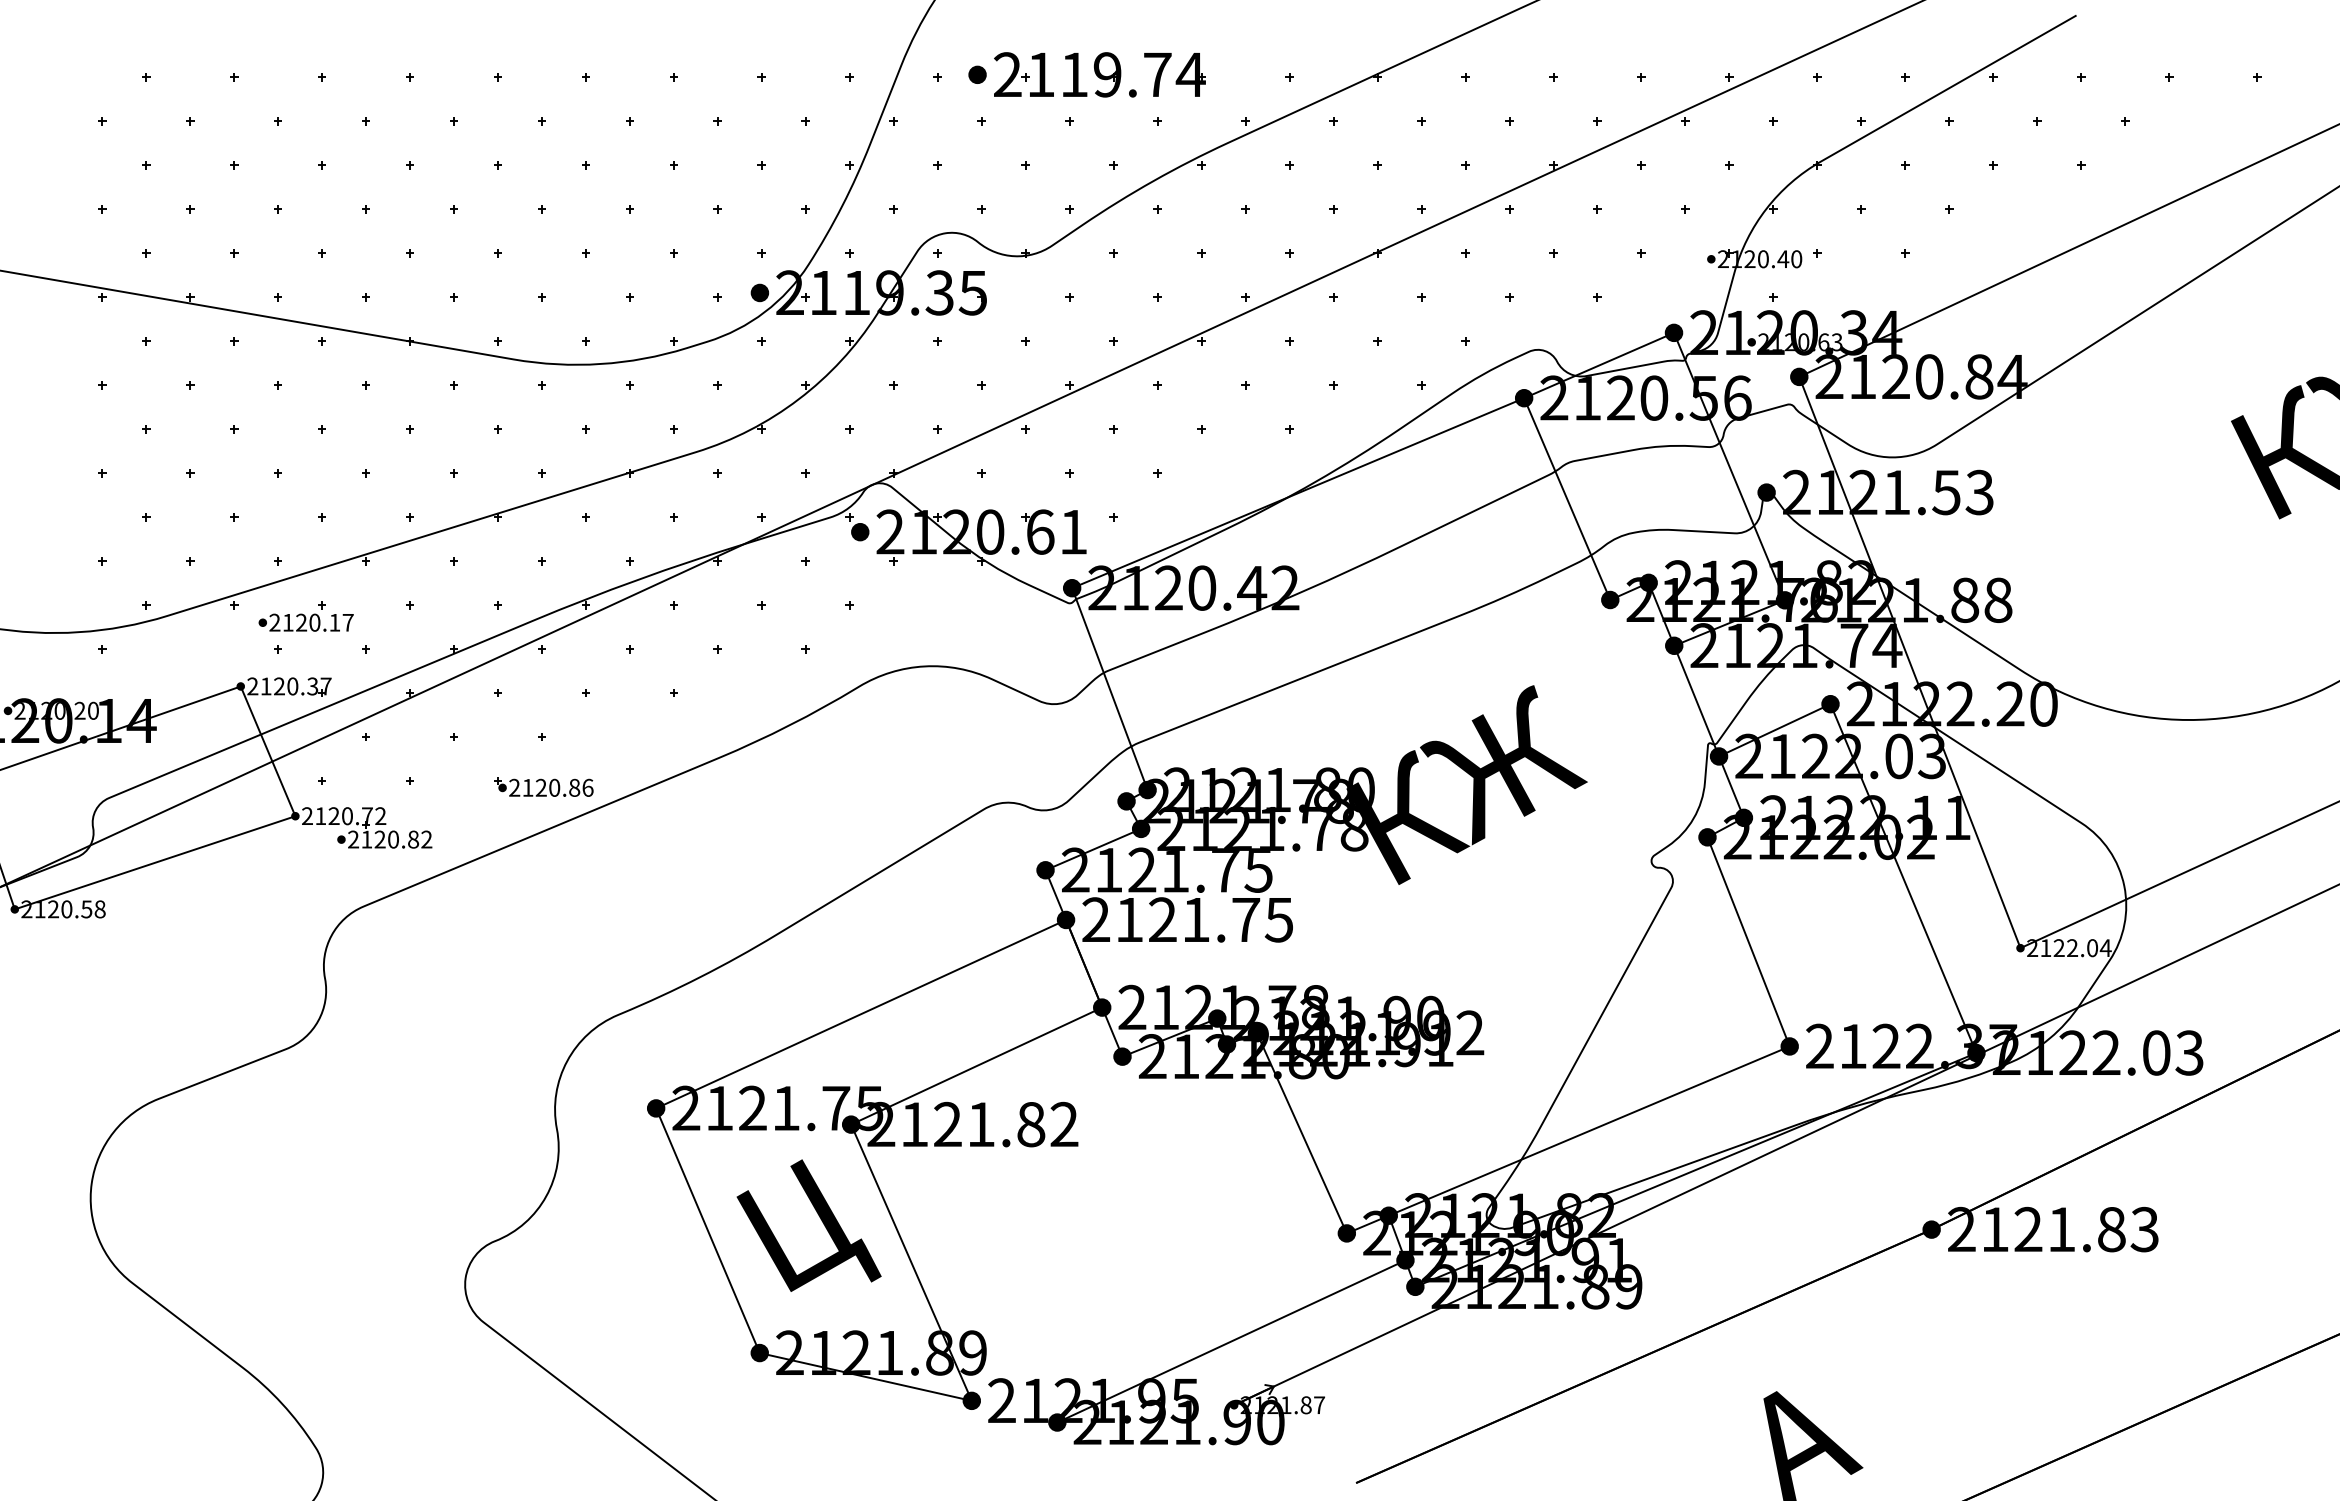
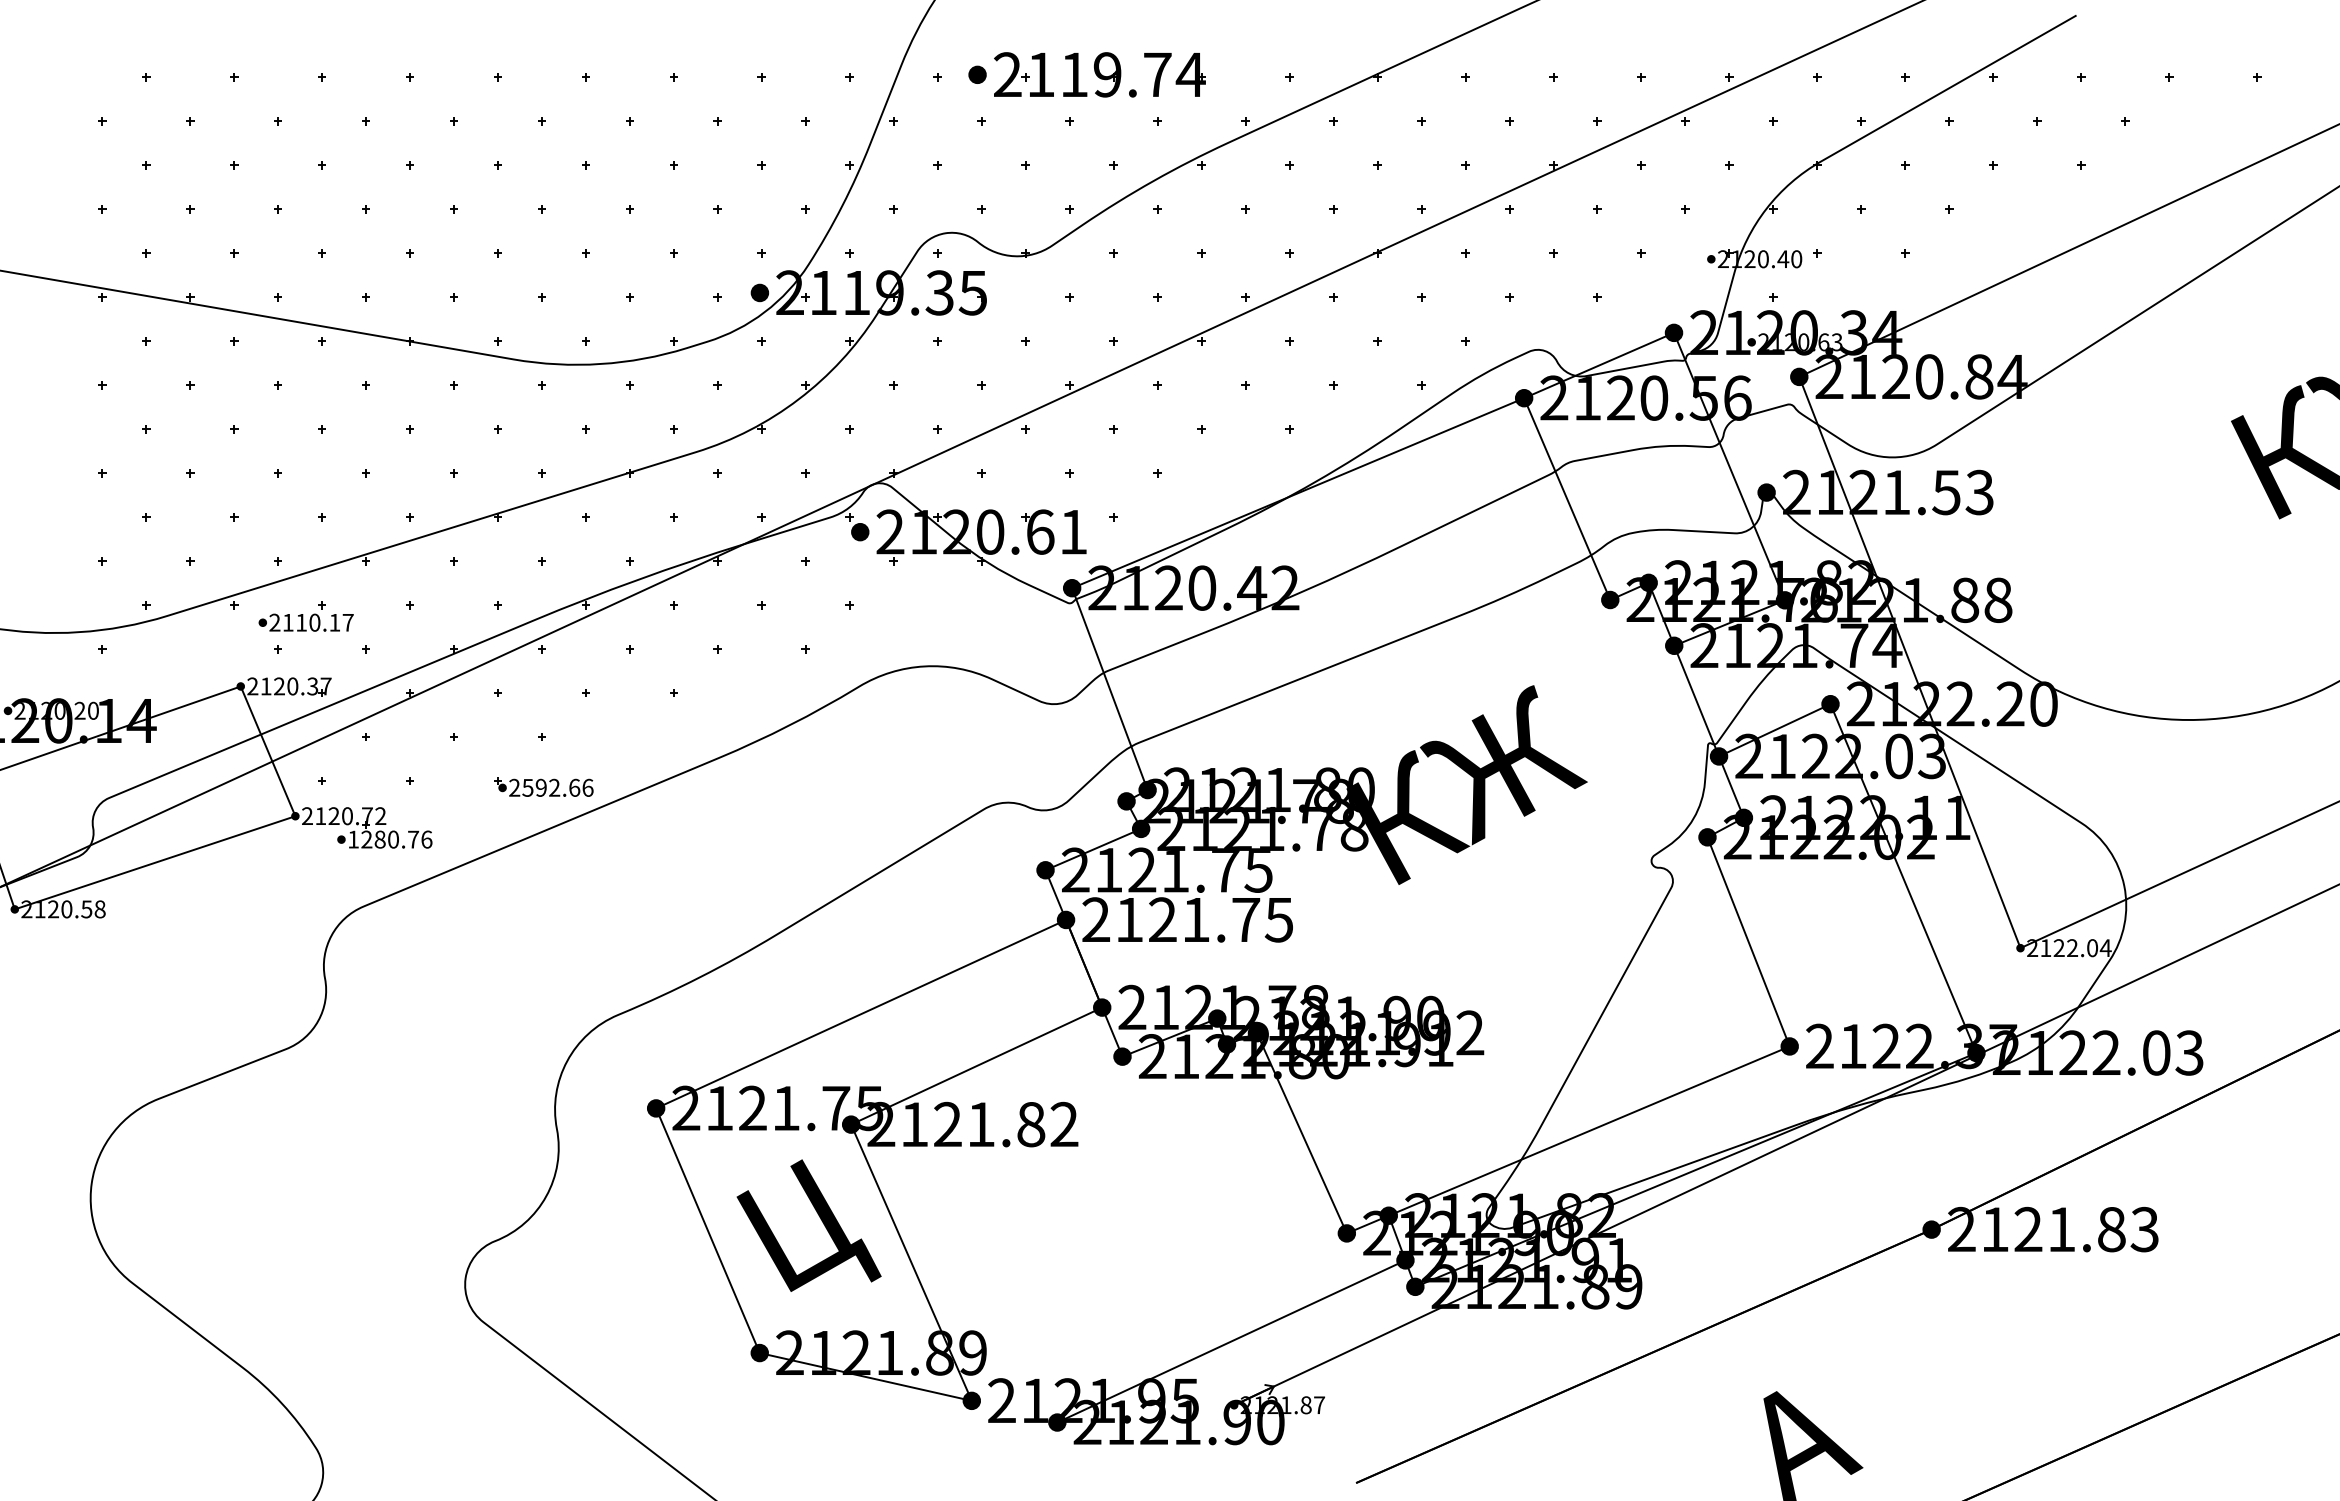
text: 2120.17 -> 2110.17 (301, 622)
text: 2120.86 -> 2592.66 (551, 787)
text: 2120.82 -> 1280.76 (390, 839)
